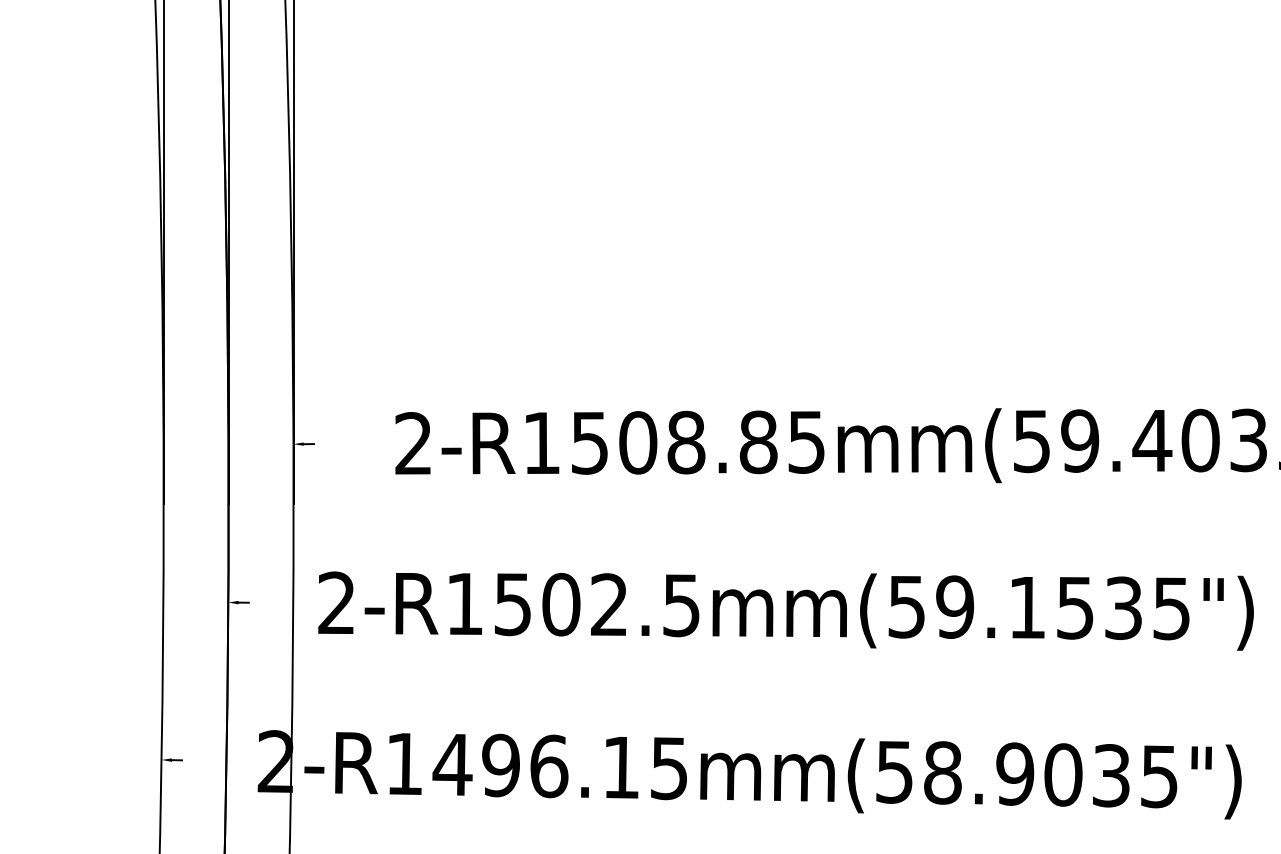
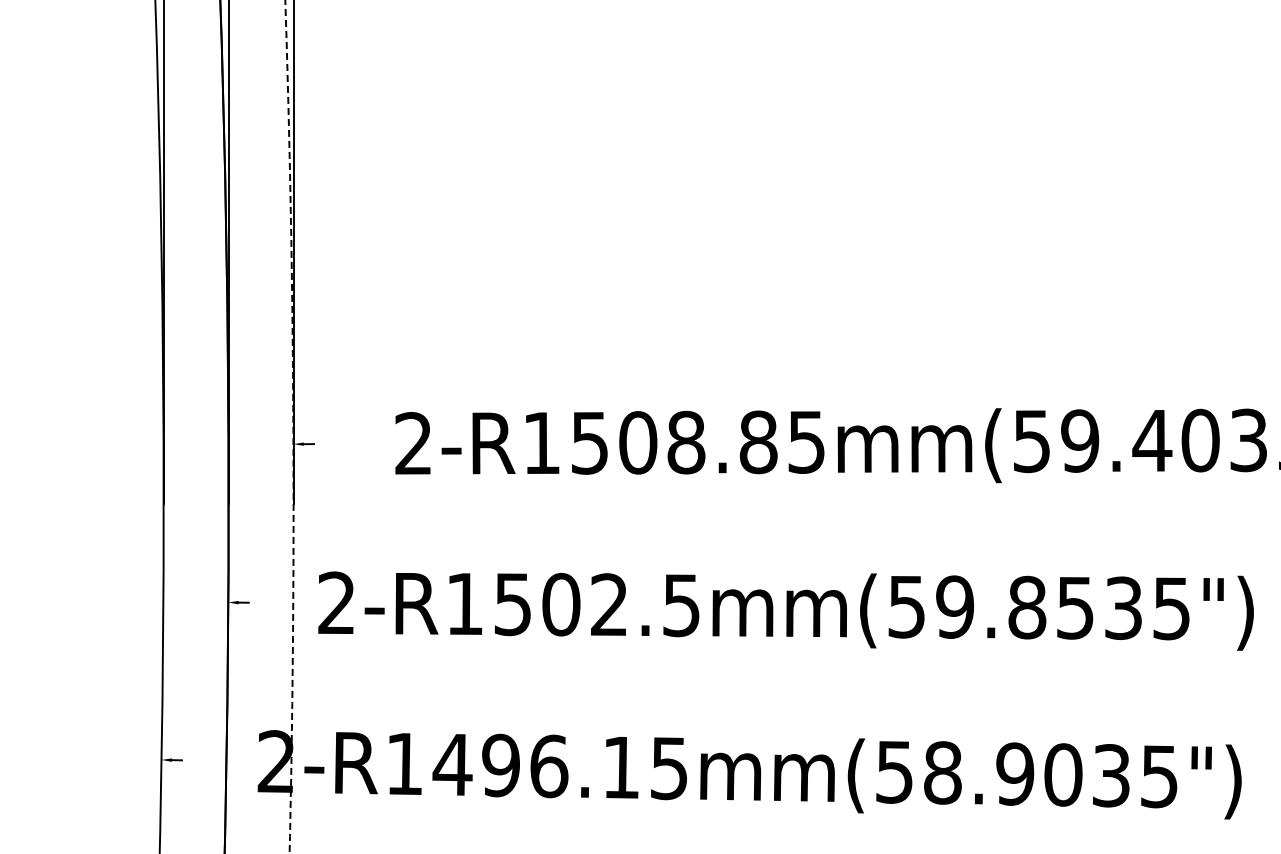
arc: solid -> dashed (293, 426)
text: 2-R1502.5mm(59.1535") -> 2-R1502.5mm(59.8535") (1027, 607)
